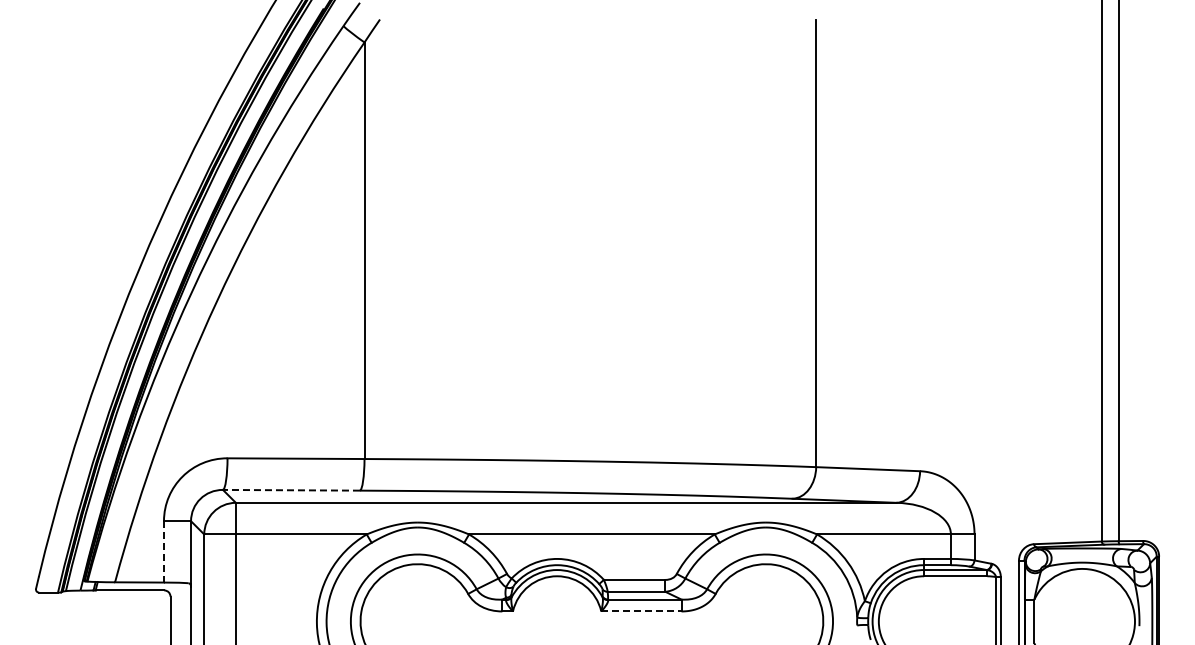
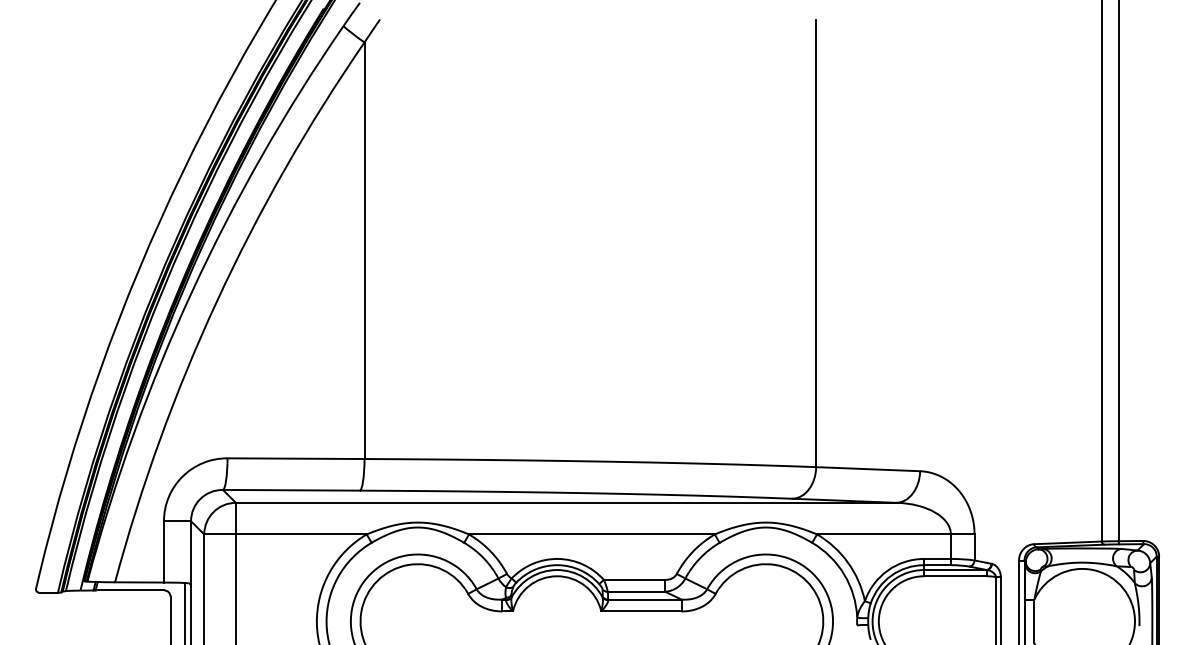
line: dashed -> solid (290, 490)
line: dashed -> solid (164, 551)
line: none -> present (184, 611)
line: dashed -> solid (641, 611)
